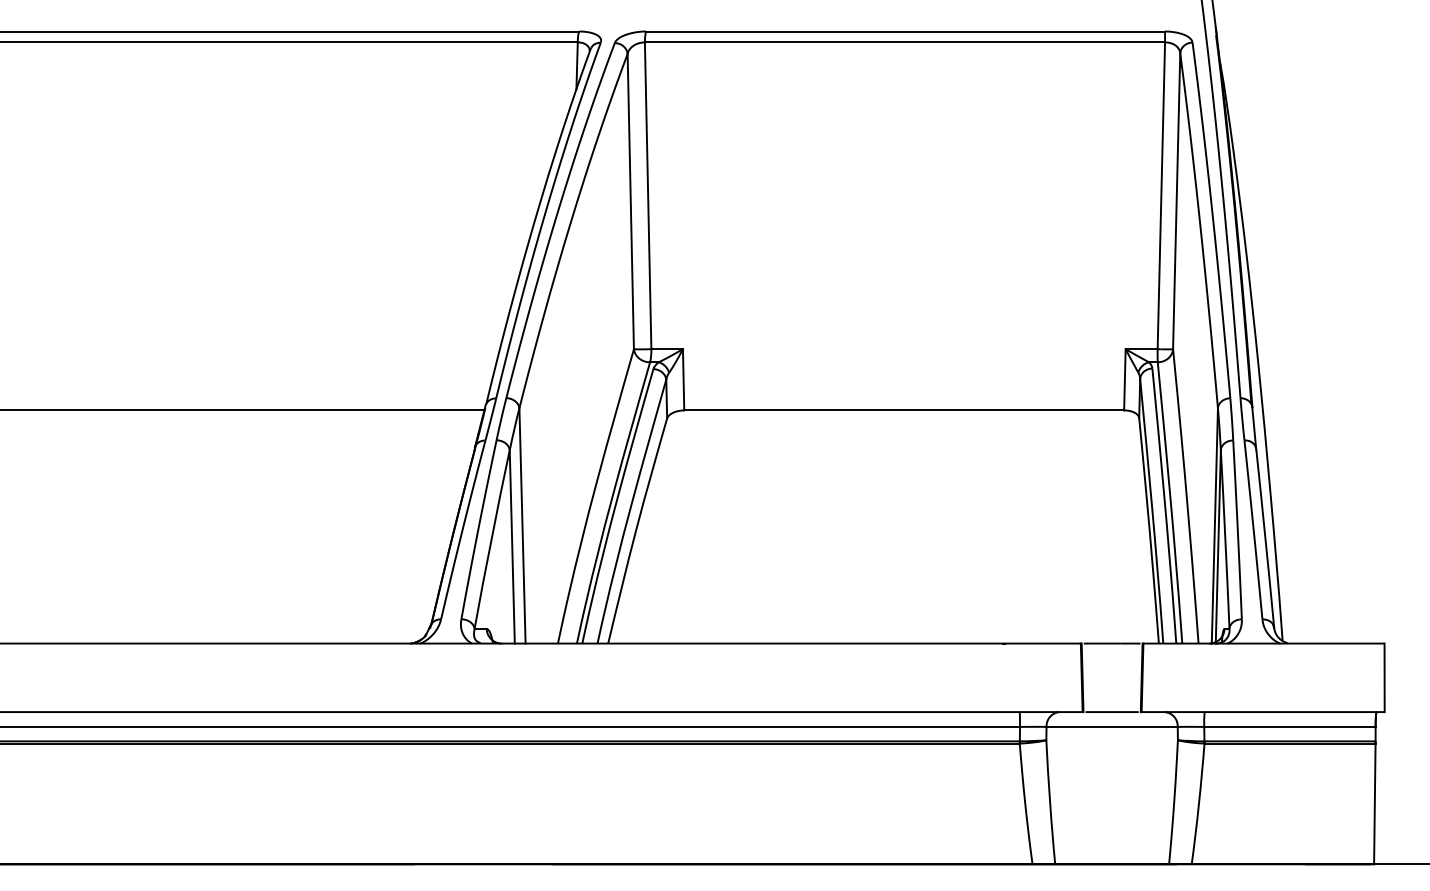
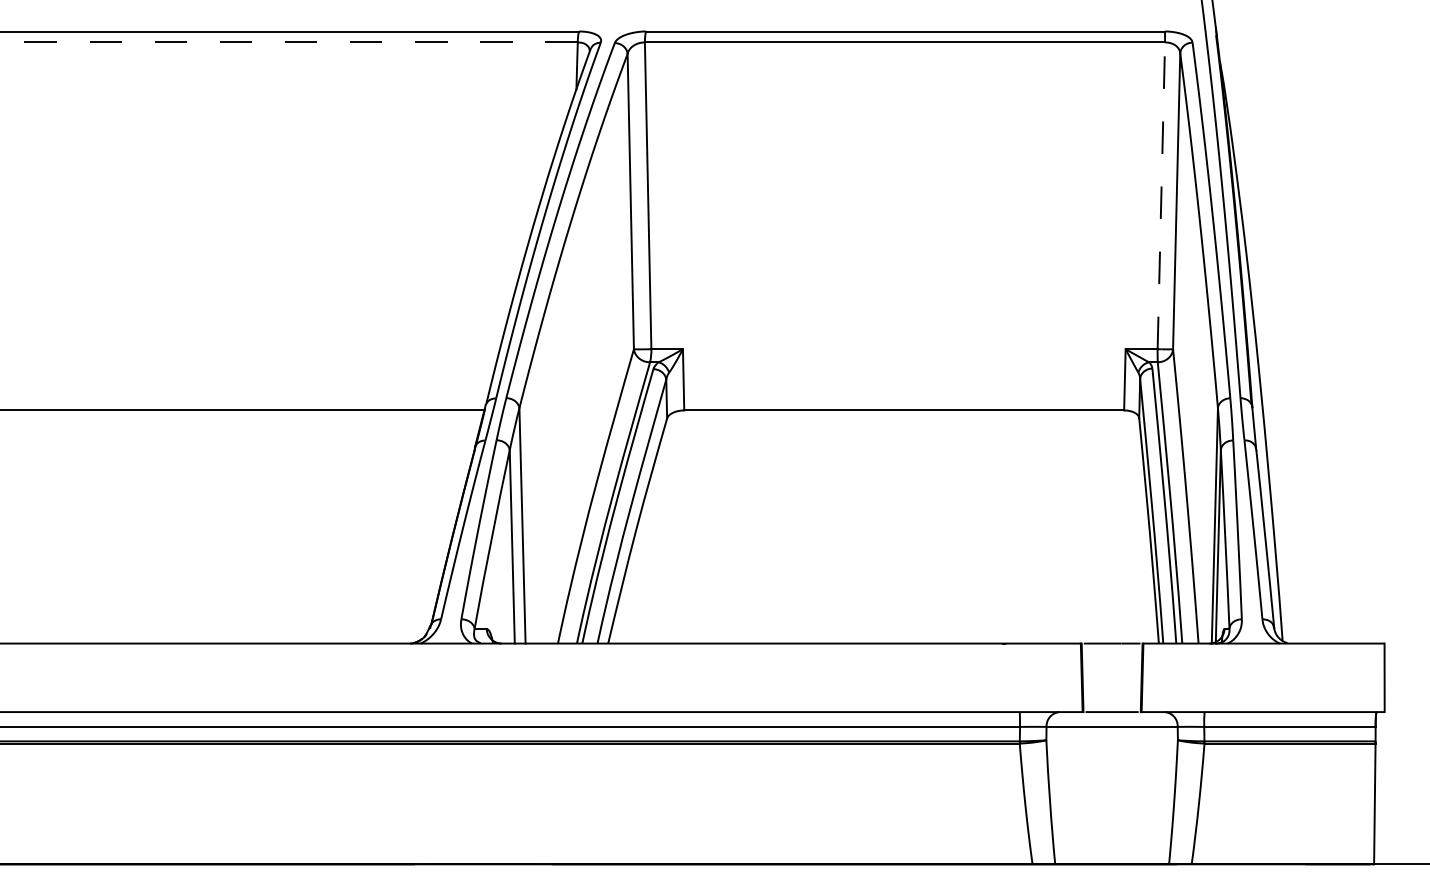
line: solid -> dashed (288, 42)
line: solid -> dashed (1161, 195)
